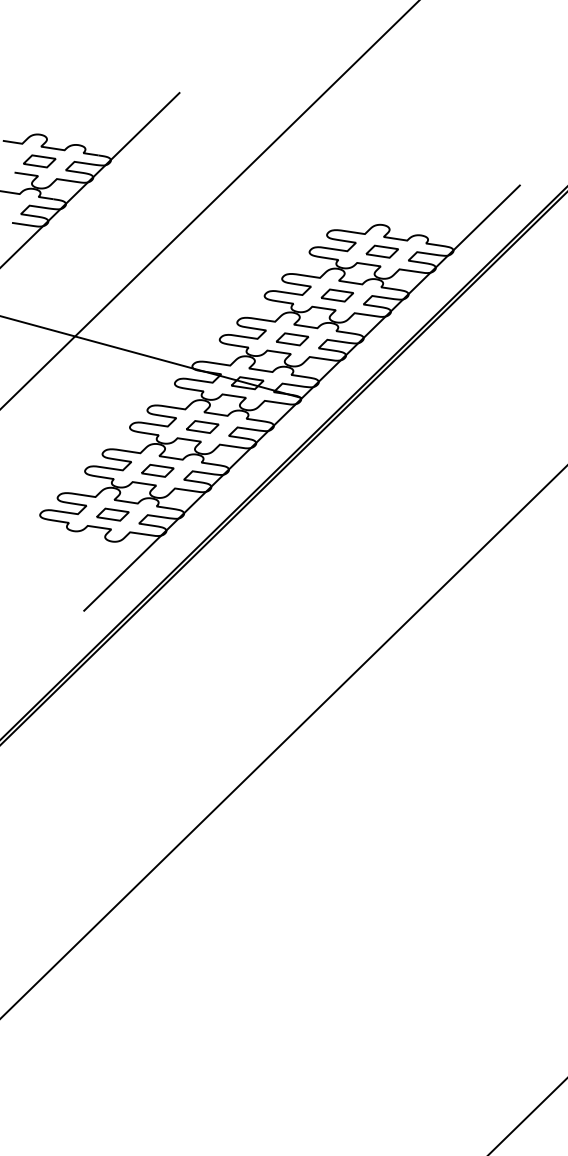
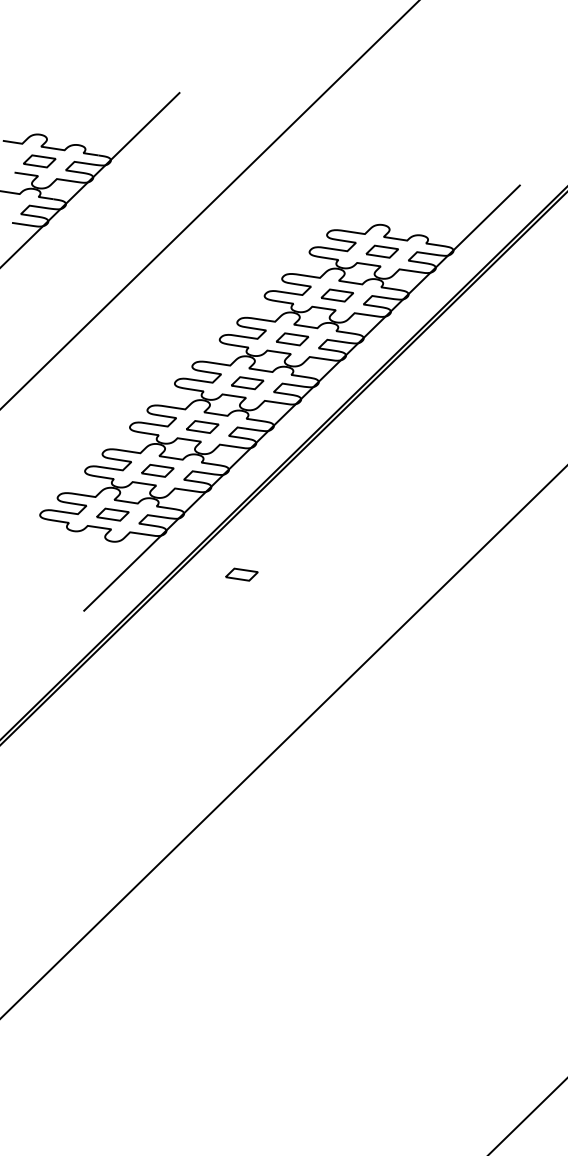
line: present -> none (152, 357)
curve: none -> present (241, 570)
